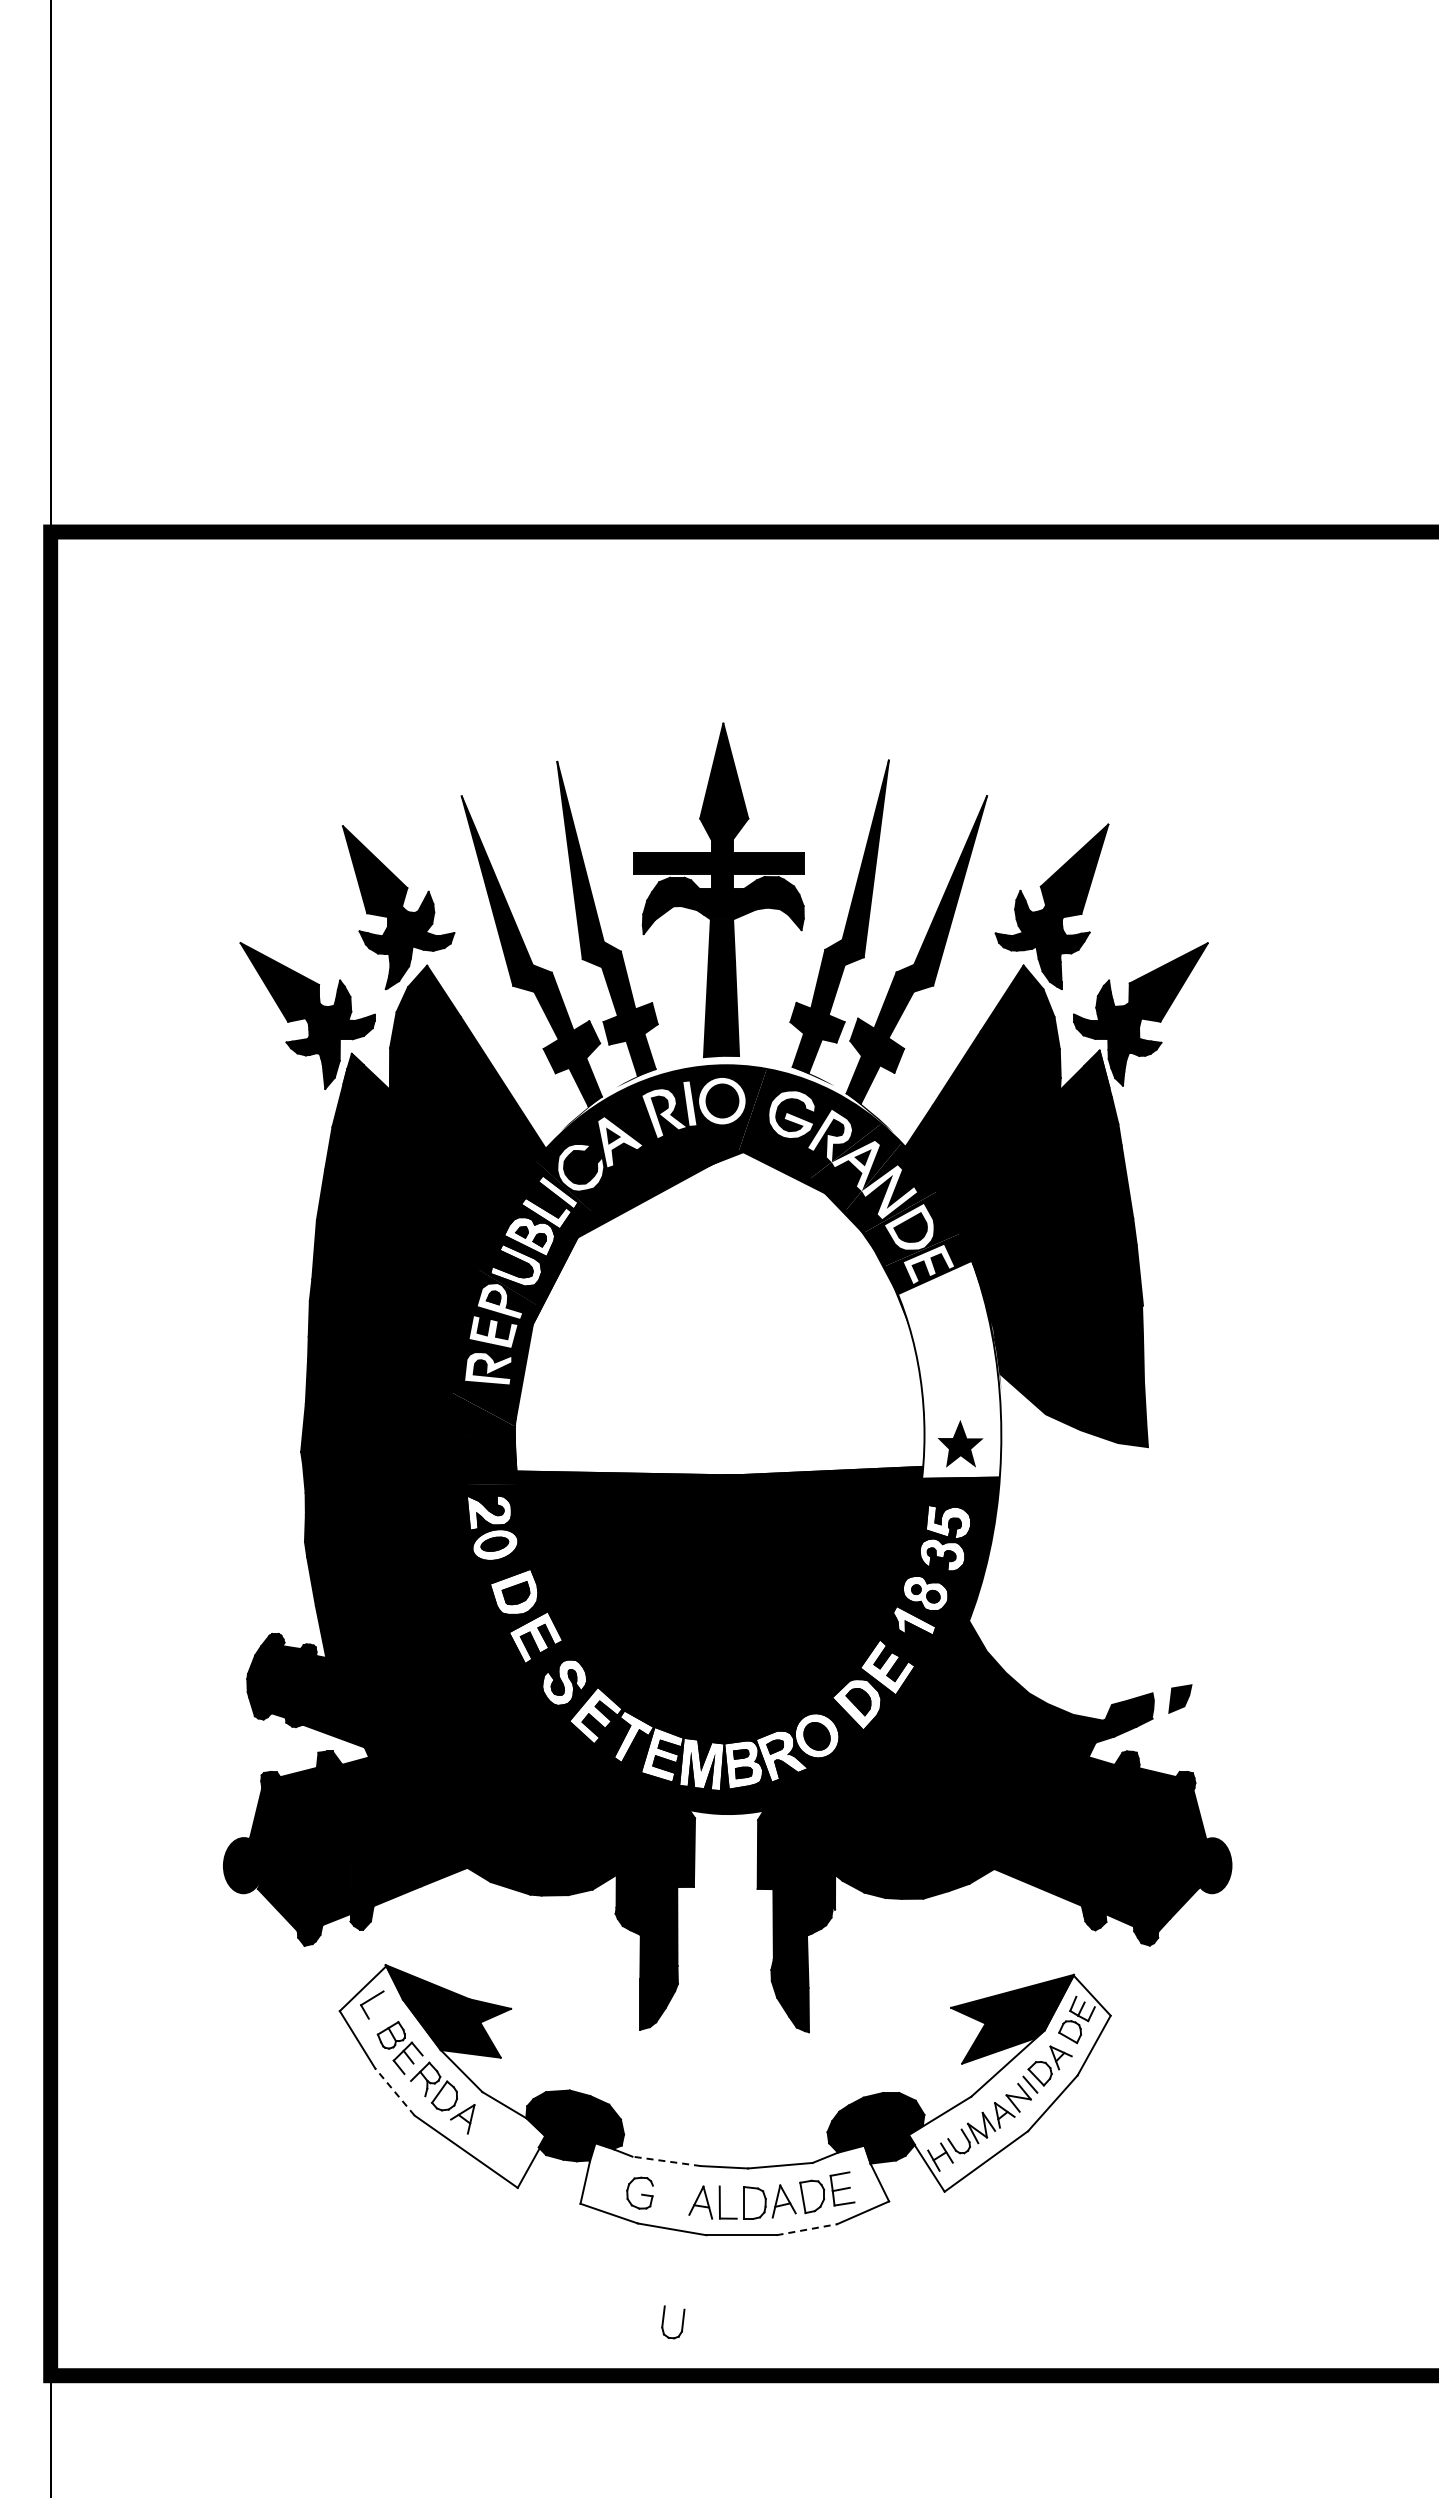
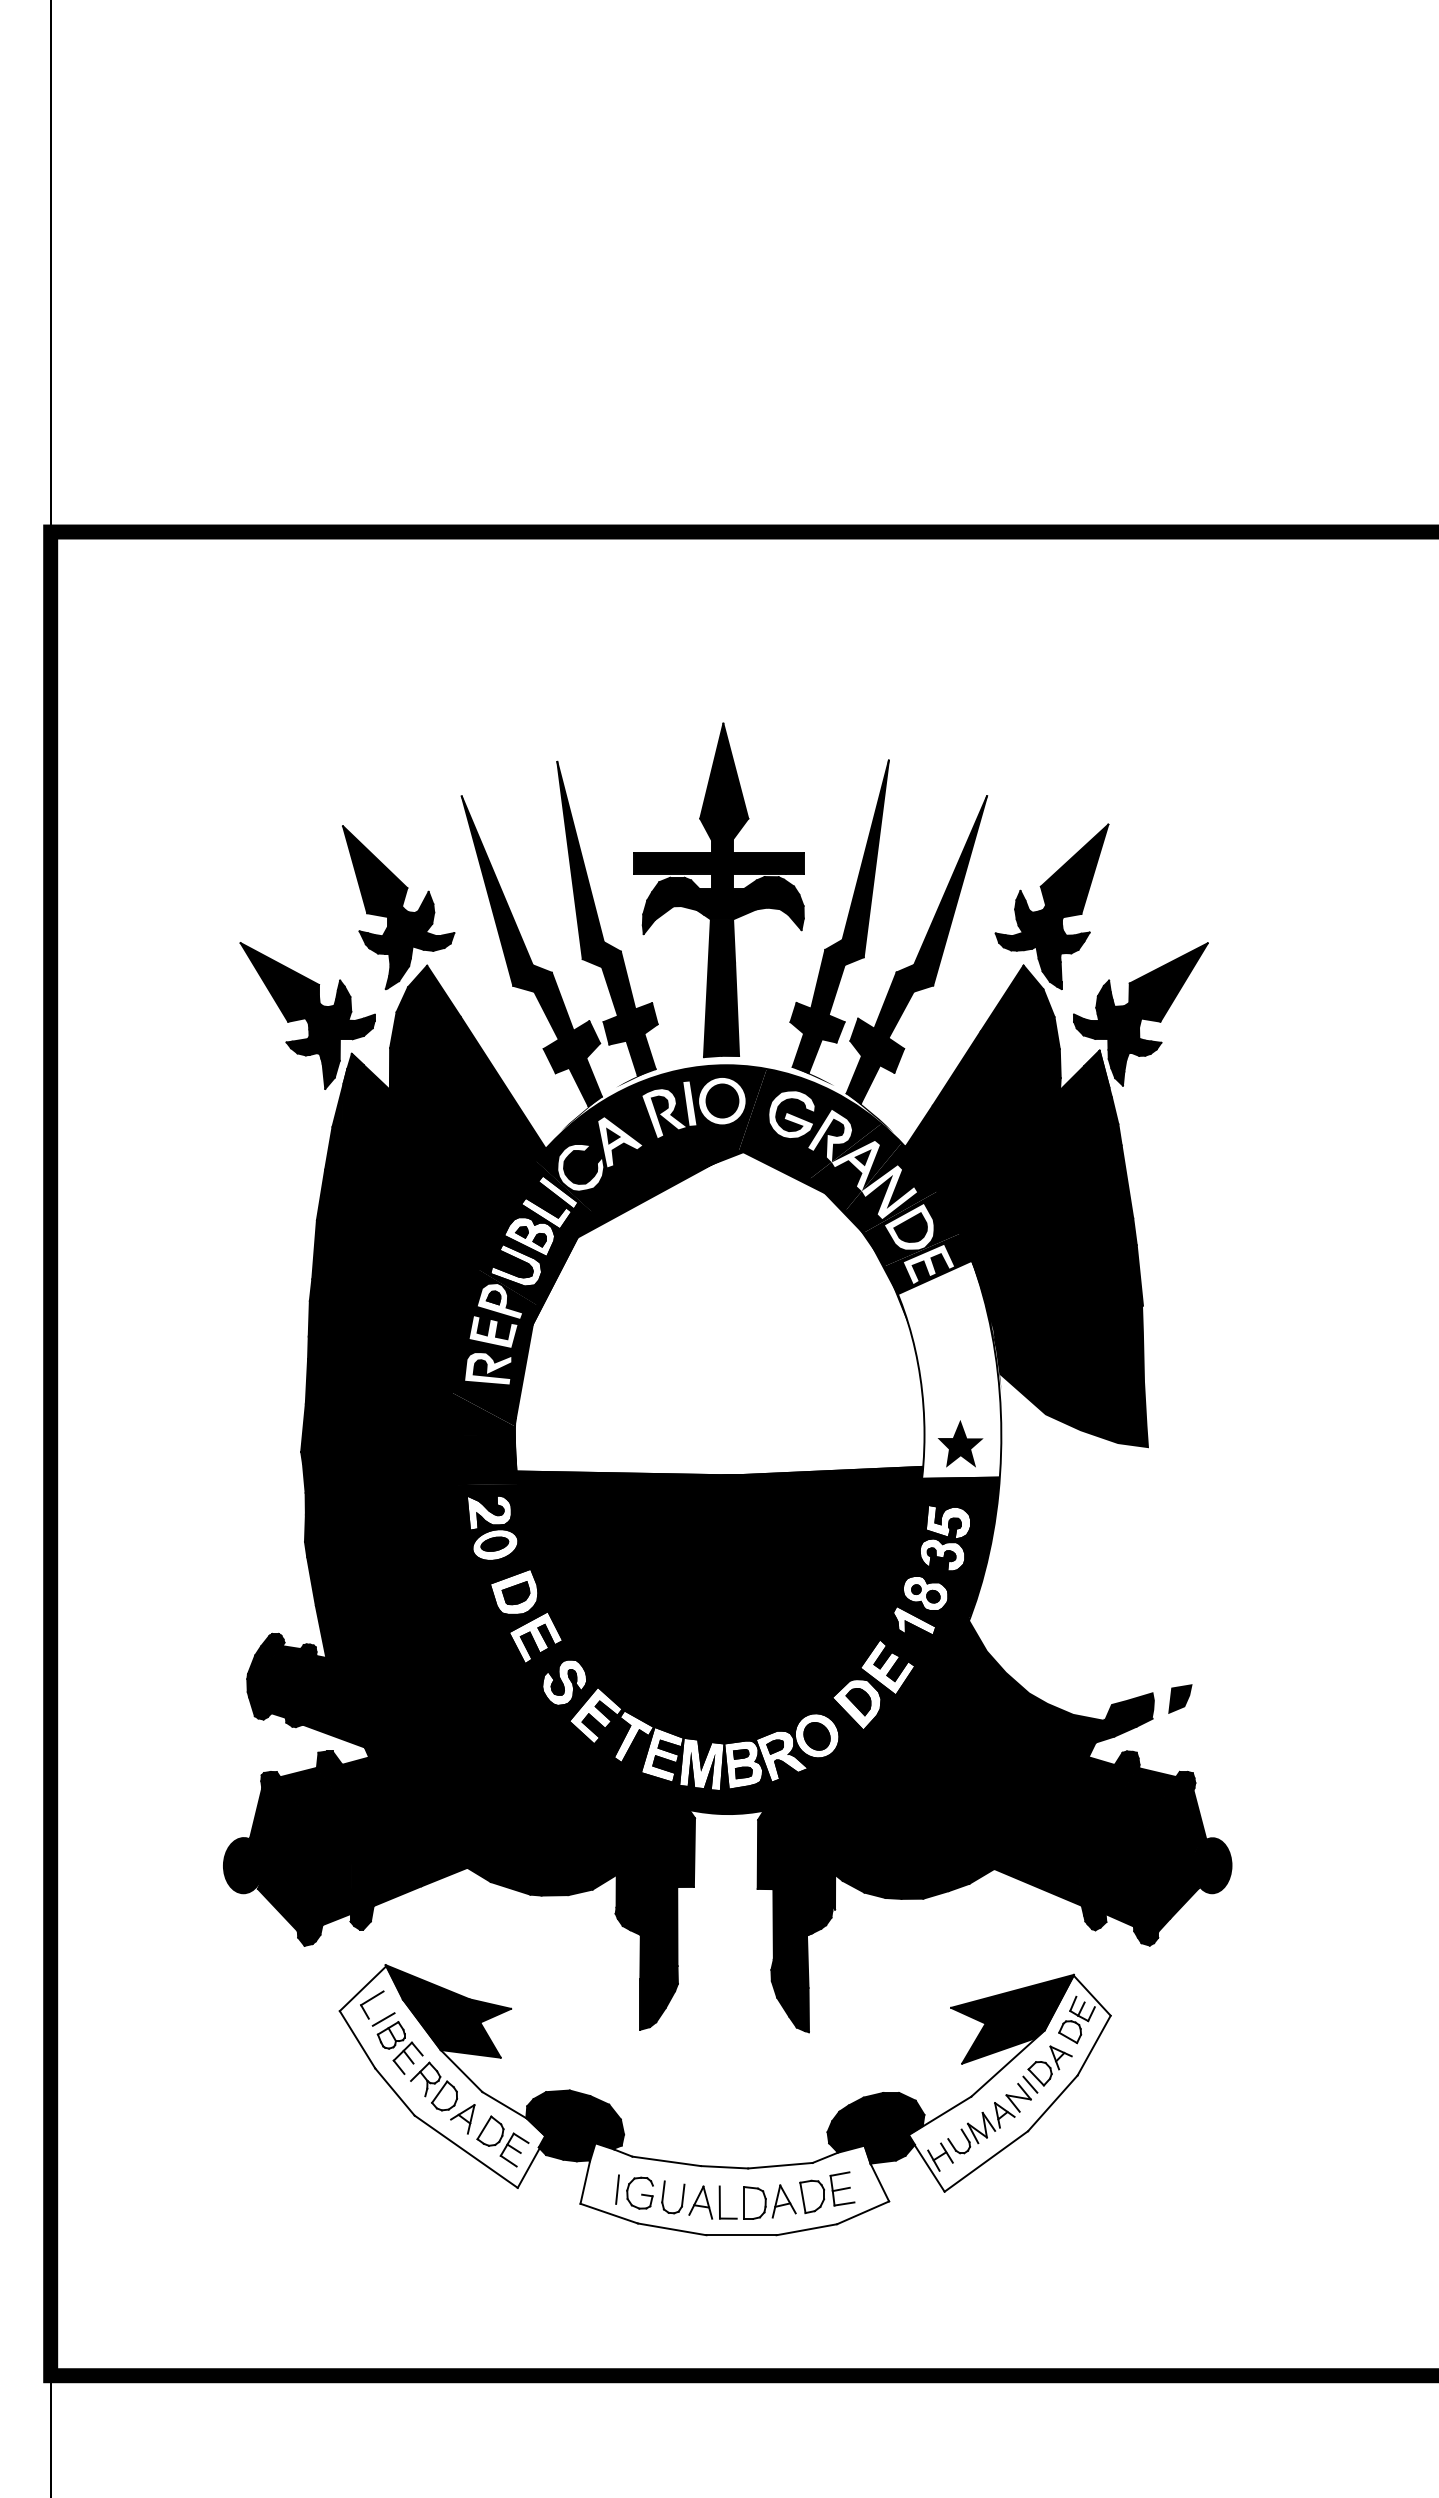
line: none -> present (383, 2019)
line: dashed -> solid (394, 2092)
part: none -> present (502, 2141)
line: dashed -> solid (666, 2161)
line: none -> present (617, 2189)
line: dashed -> solid (806, 2229)
part position: (681, 2324) -> (681, 2199) (681, 2199)
